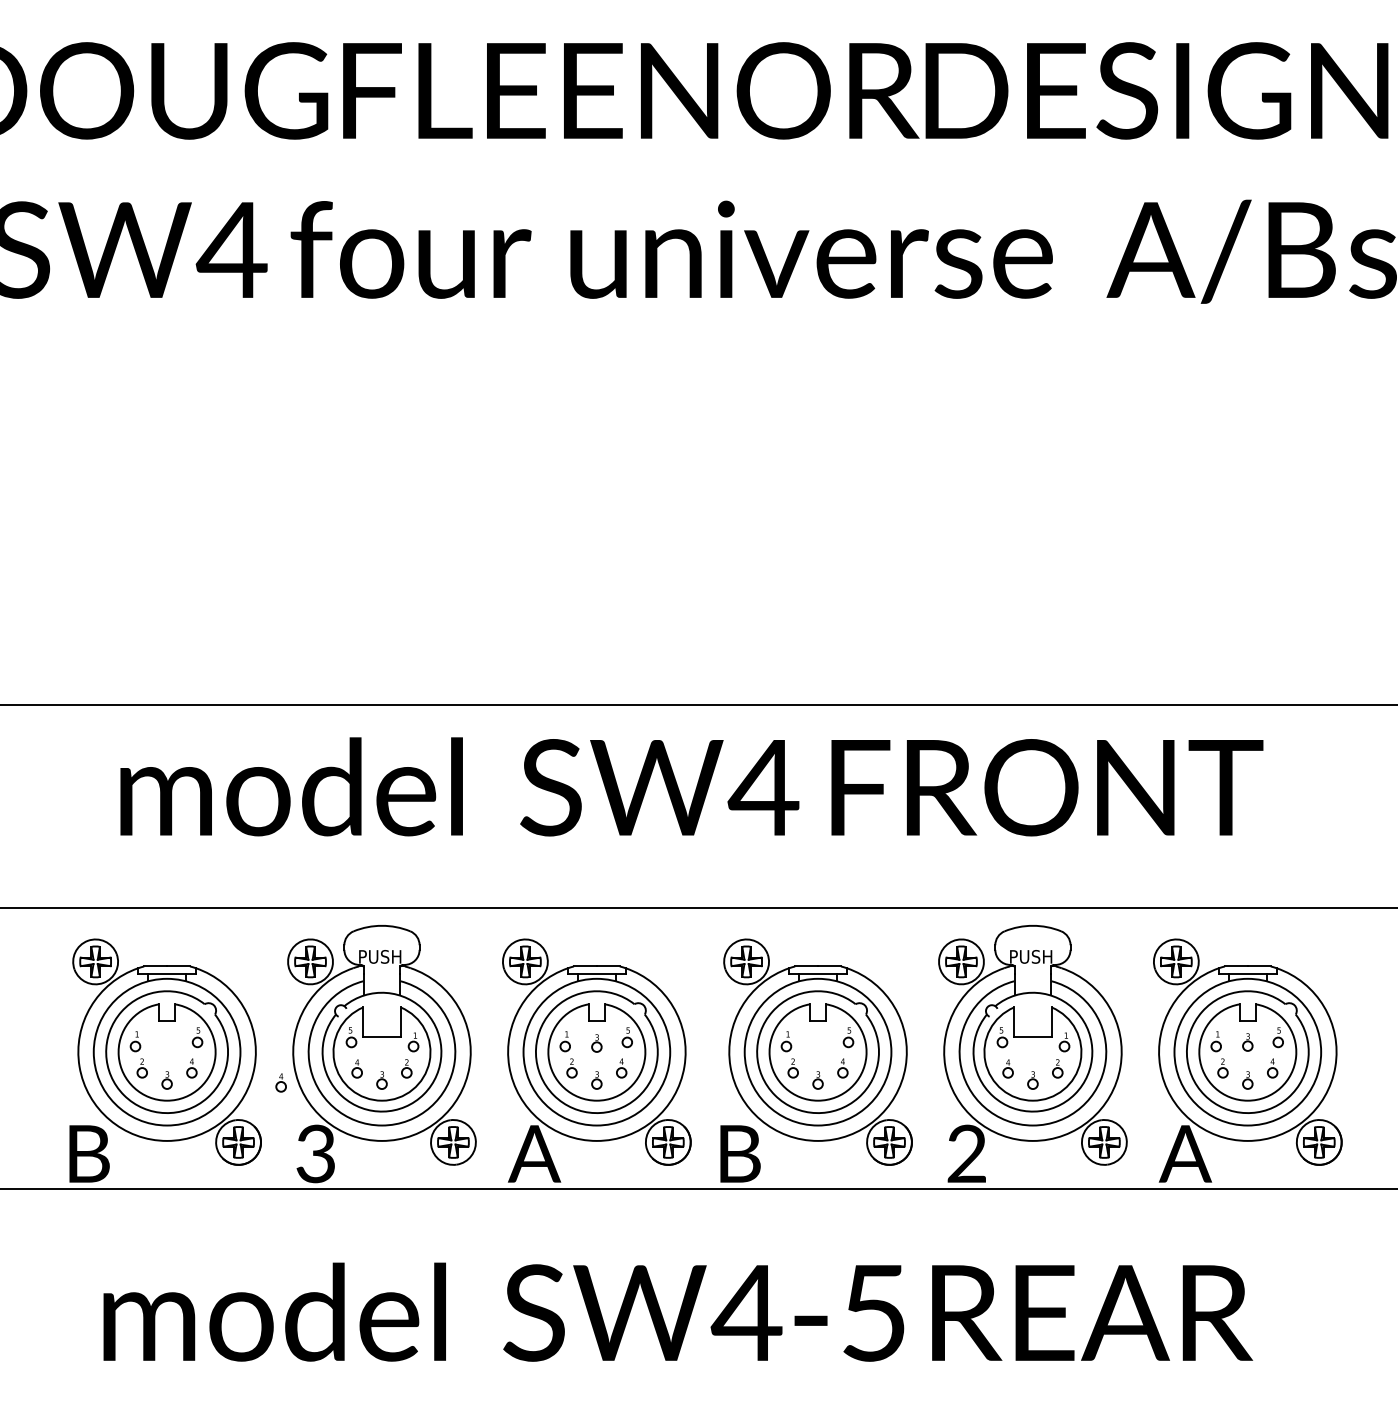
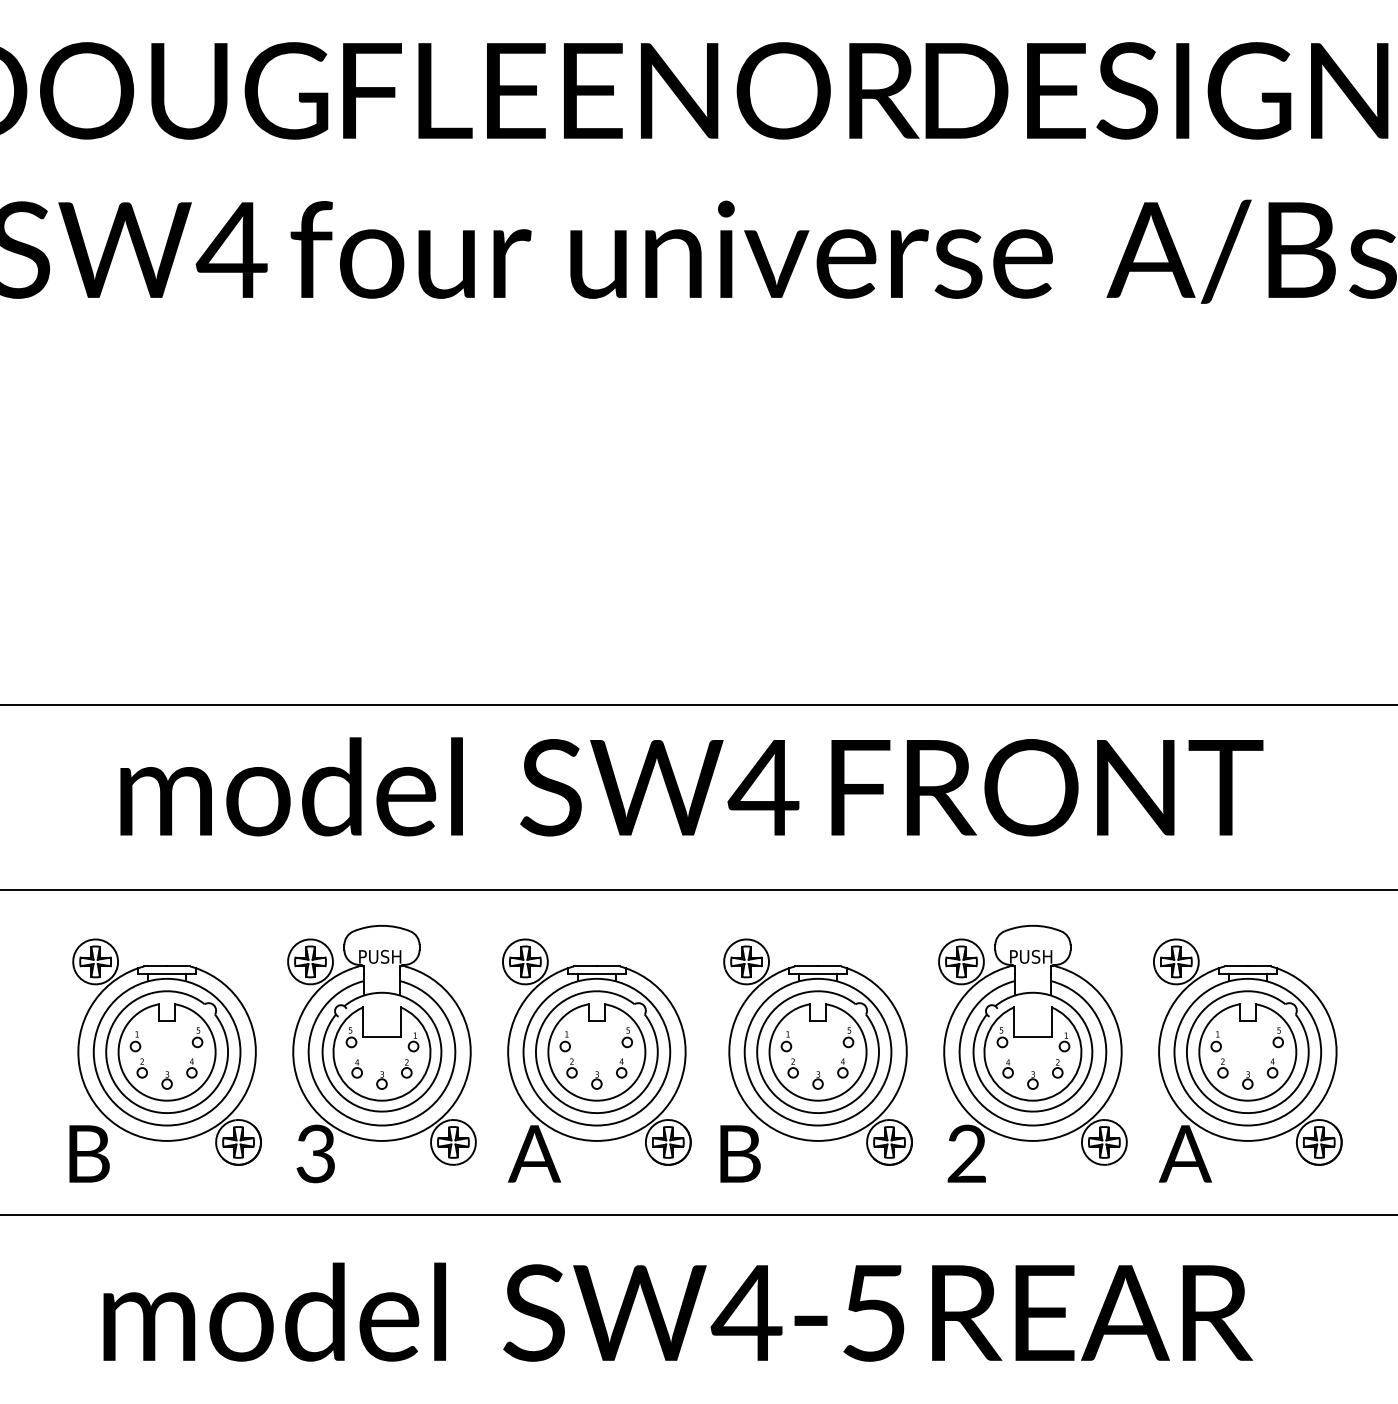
line position: (698, 907) -> (698, 889) (698, 889)
part: present -> none (1247, 1042)
part: present -> none (596, 1043)
part: present -> none (280, 1082)
line position: (698, 1188) -> (698, 1214) (698, 1214)
